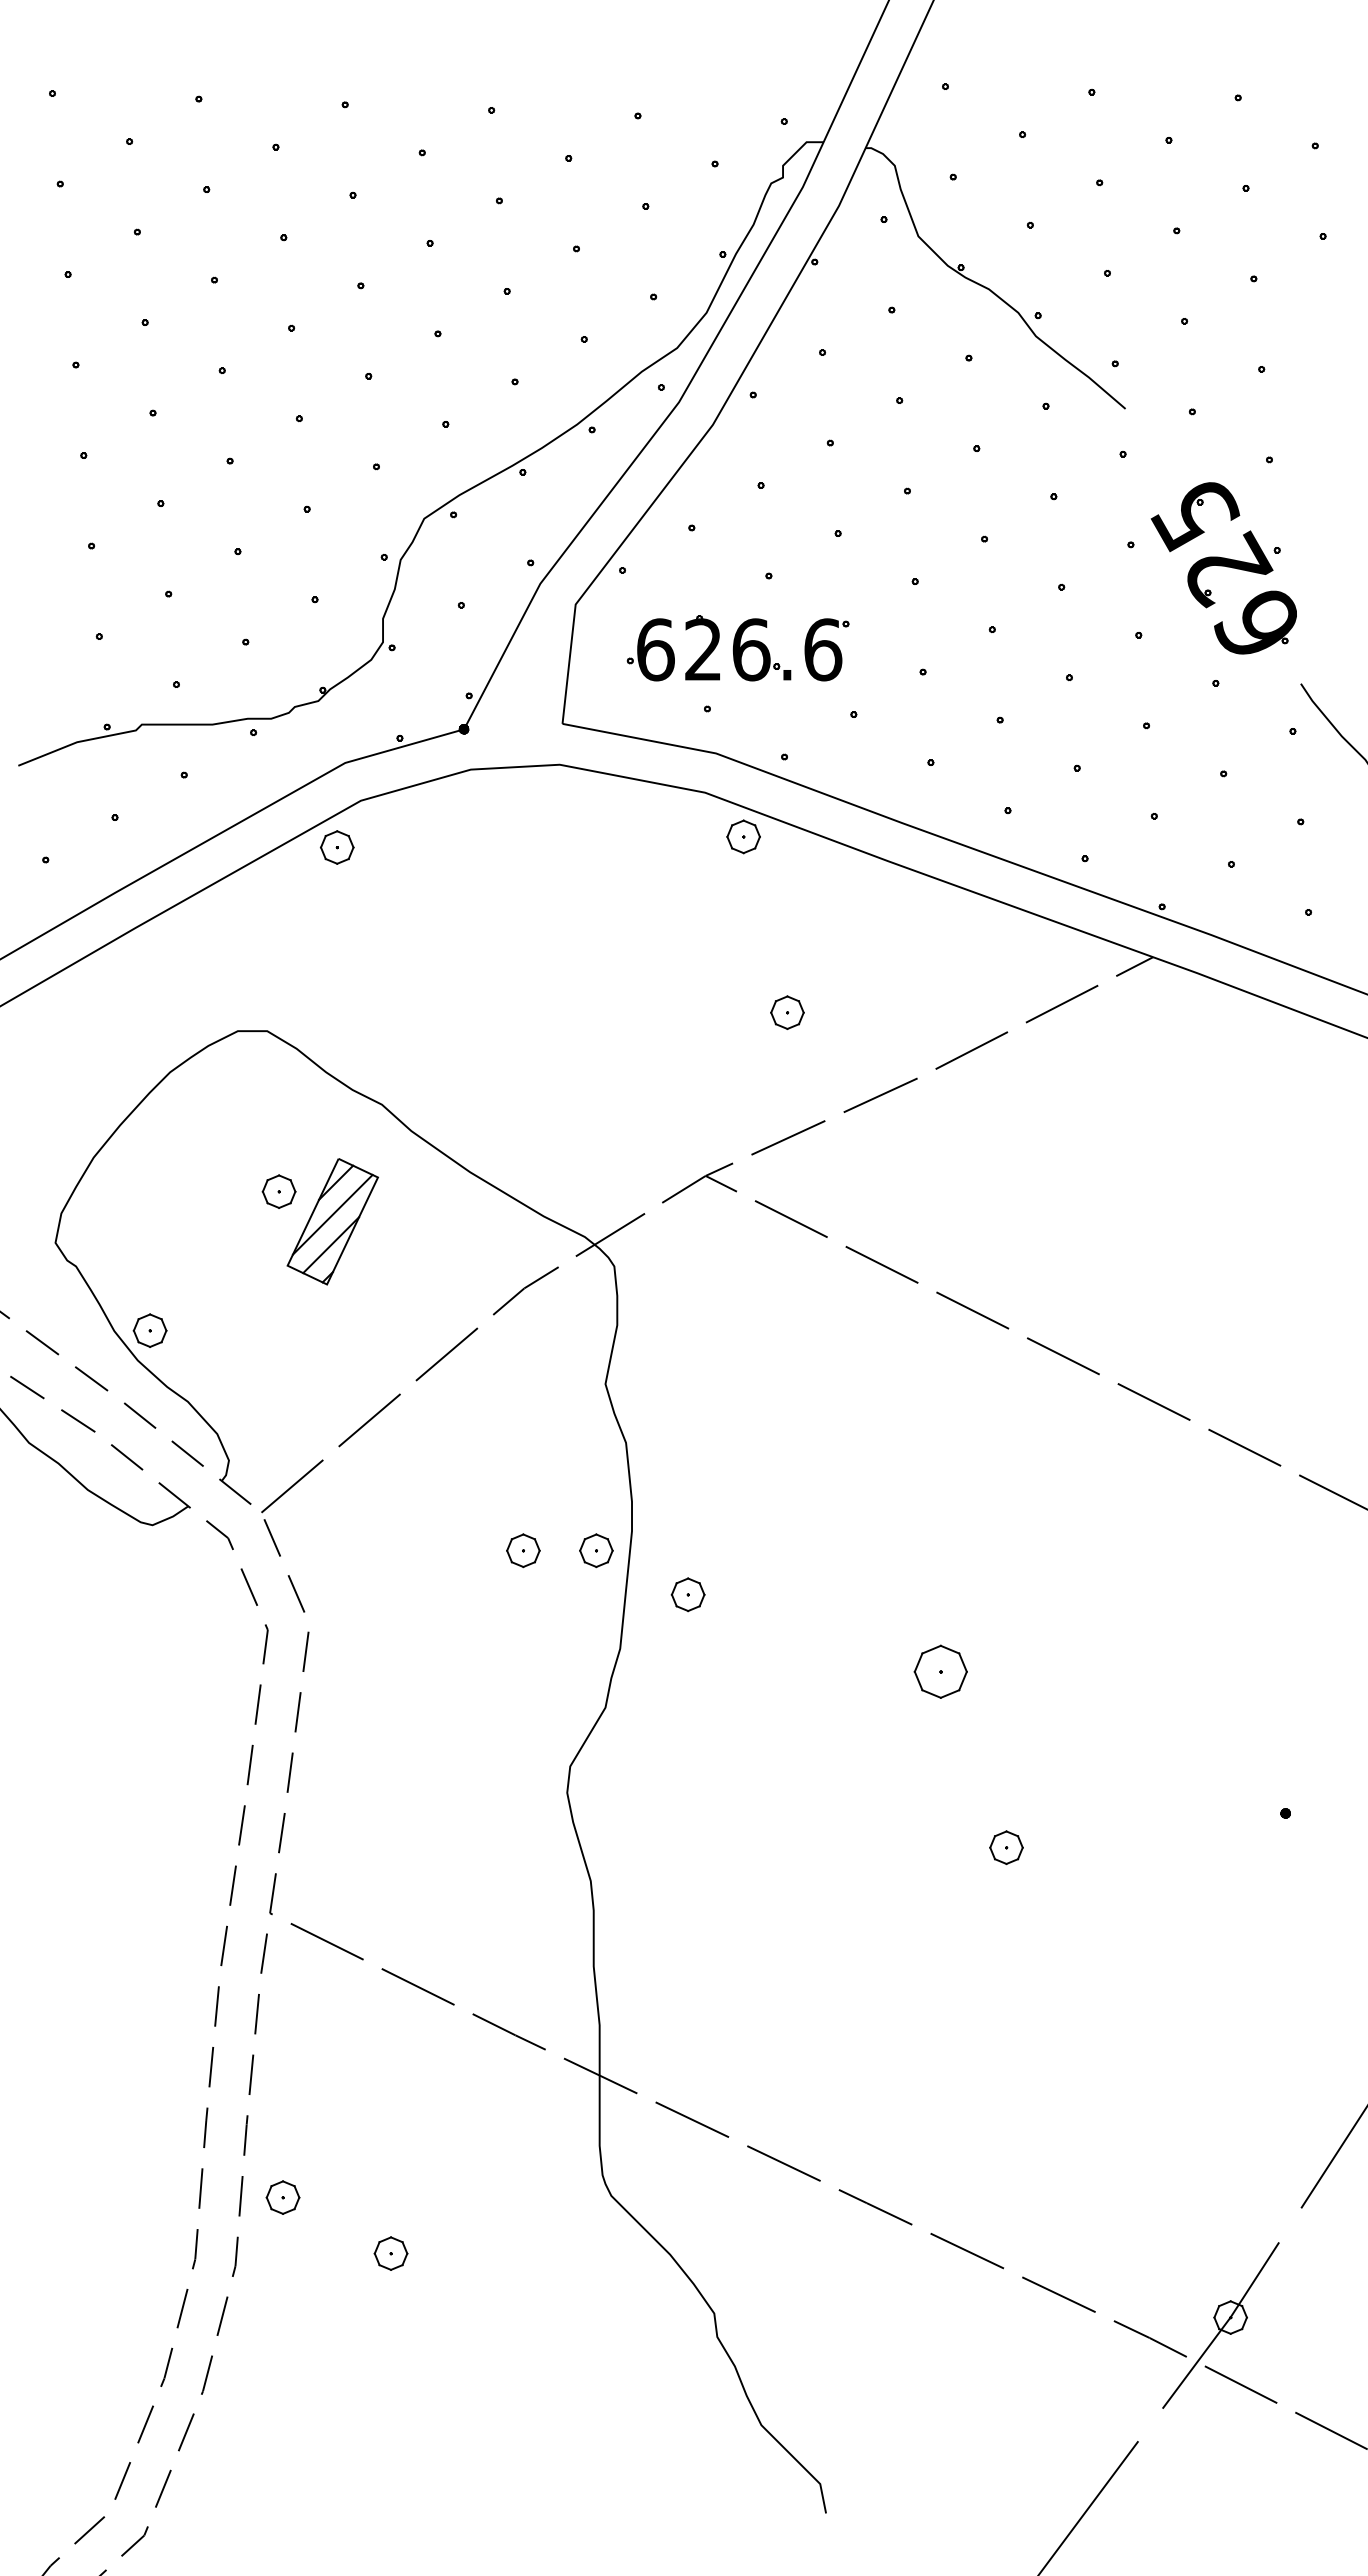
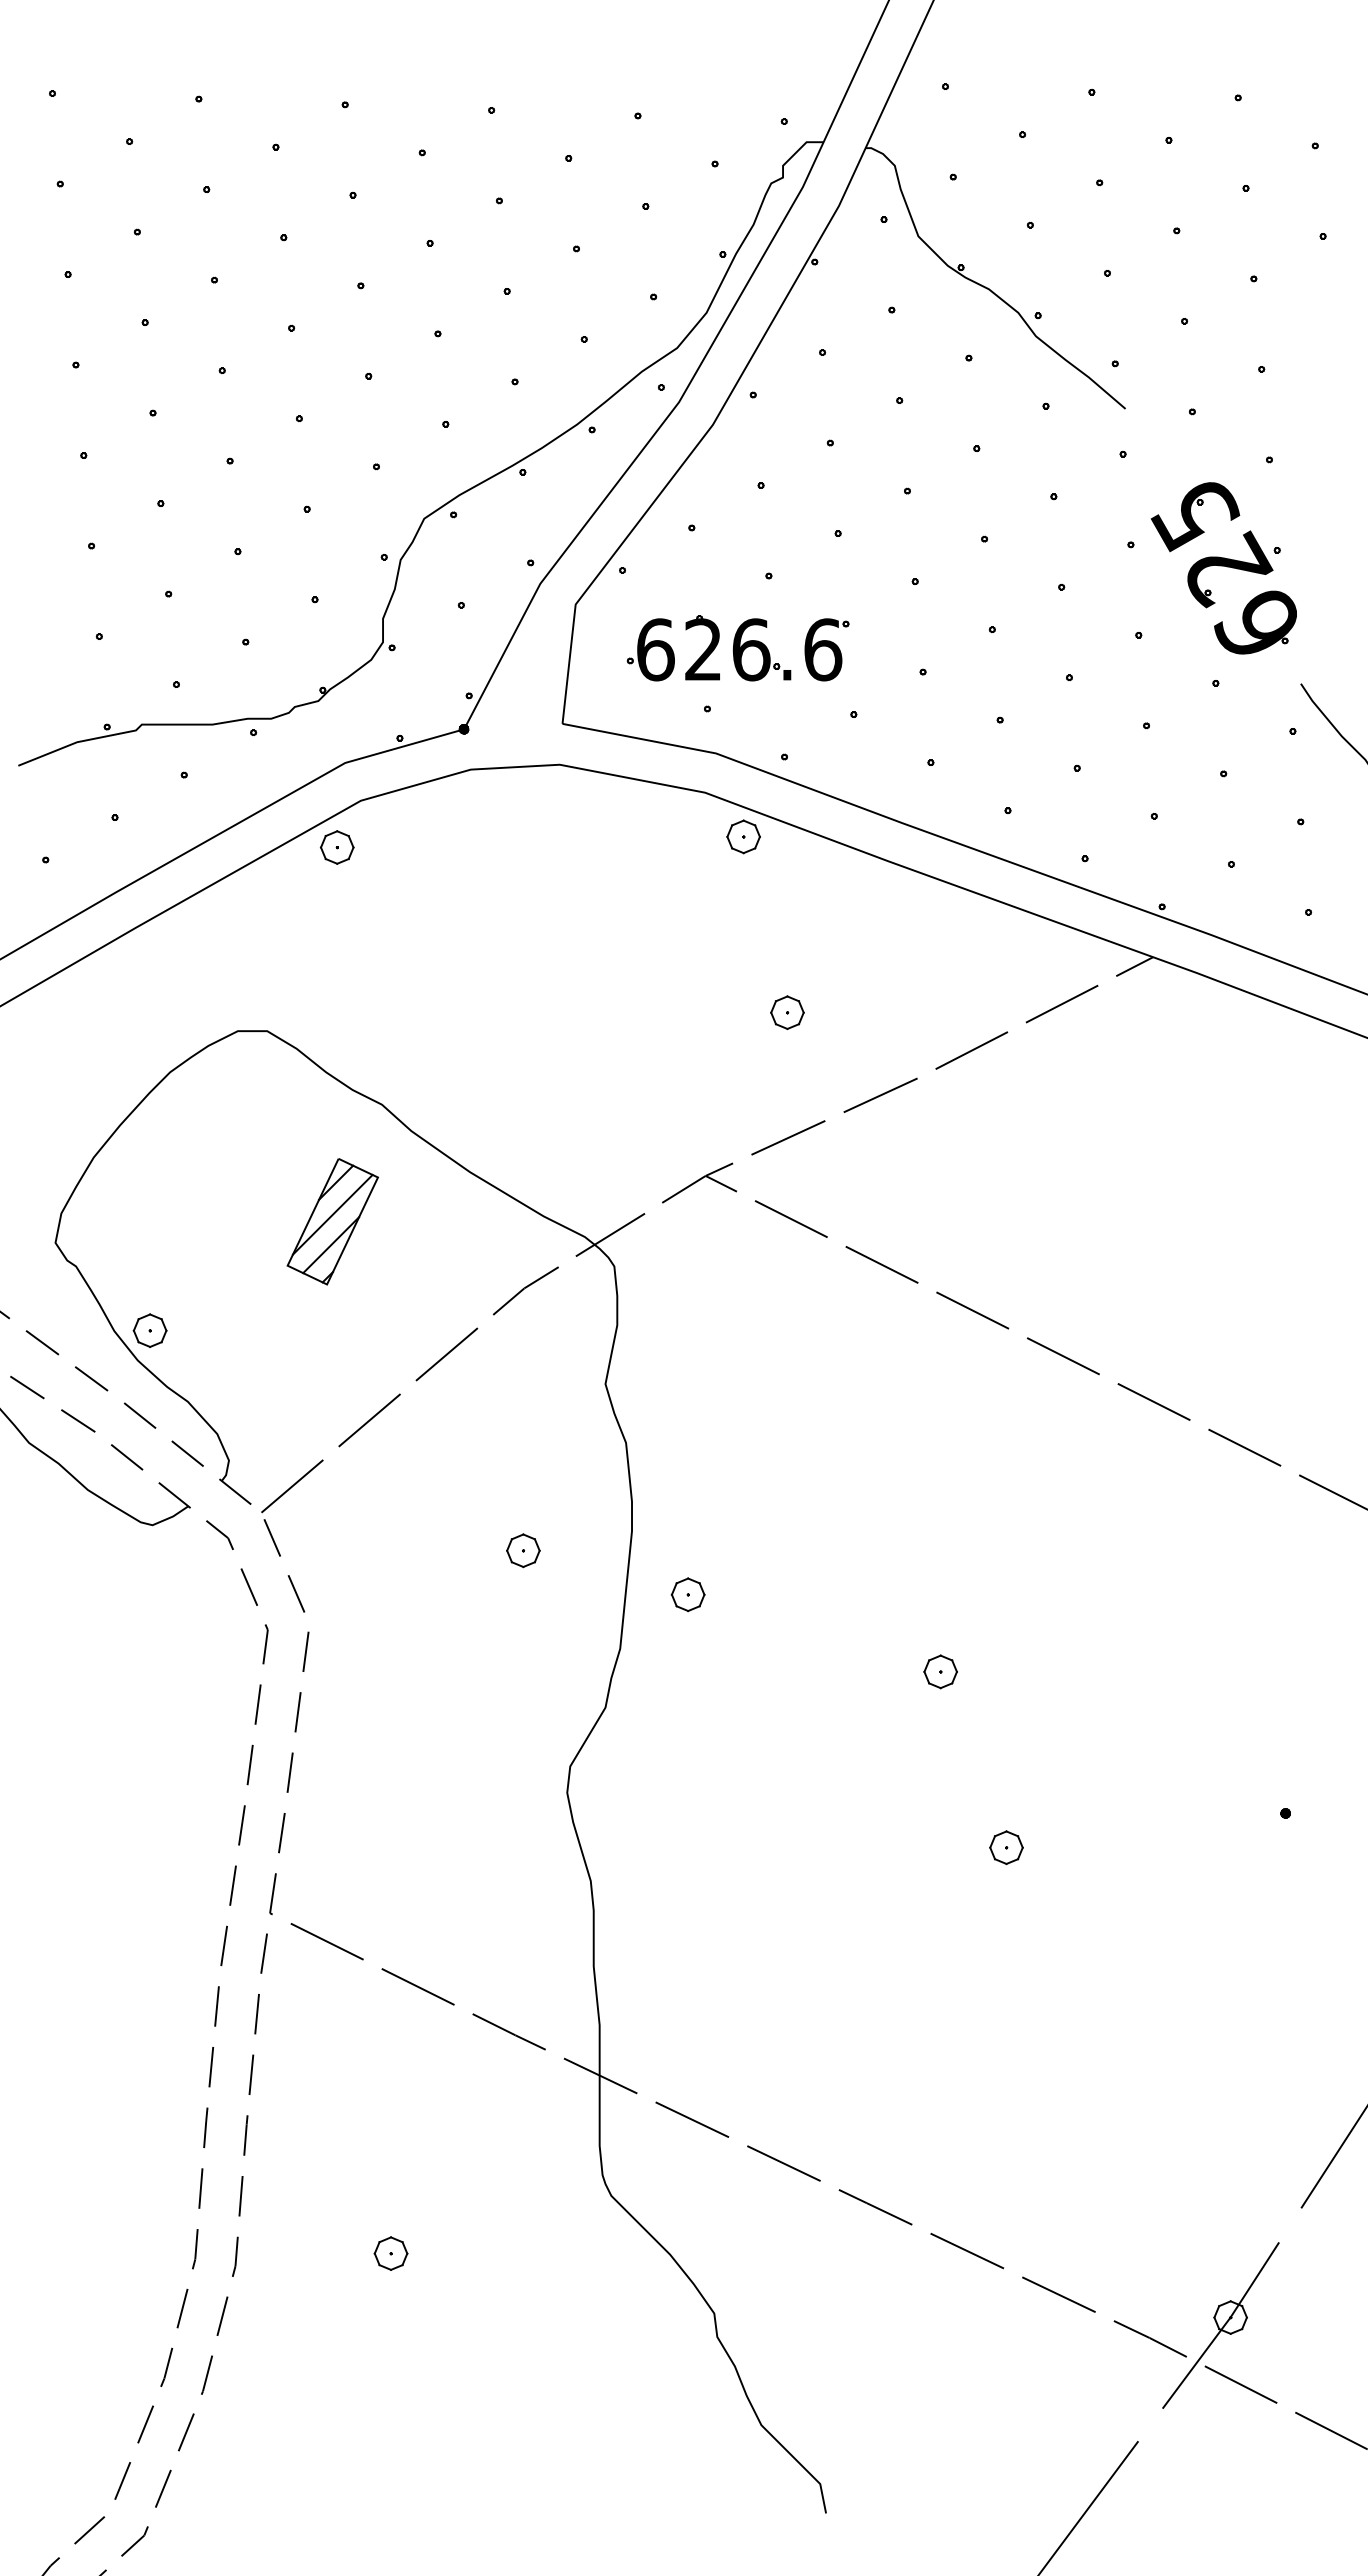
part: present -> none (278, 1191)
part: present -> none (596, 1550)
part size: 55x55 px -> 35x36 px (940, 1671)
part: present -> none (282, 2197)
